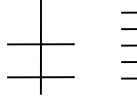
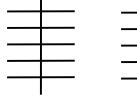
line: none -> present (40, 11)
line: none -> present (40, 27)
line: none -> present (40, 60)
